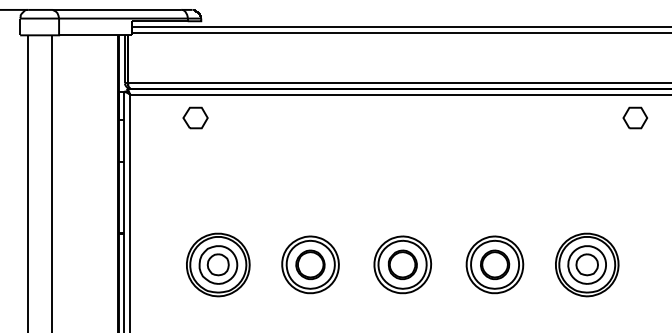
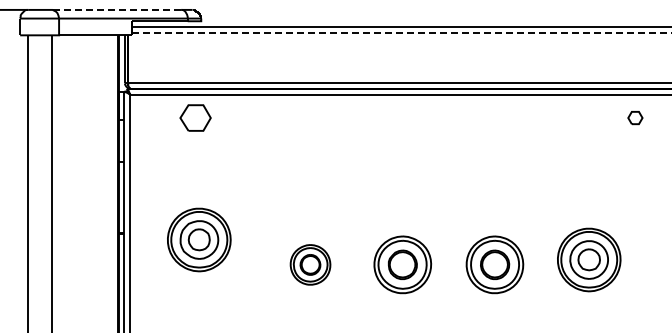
line: solid -> dashed (117, 9)
line: solid -> dashed (401, 32)
part size: 27x24 px -> 33x28 px (195, 117)
part size: 27x24 px -> 17x15 px (635, 118)
part position: (218, 264) -> (199, 239) (199, 239)
part size: 59x60 px -> 43x42 px (310, 264)
part position: (587, 264) -> (589, 259) (589, 259)
